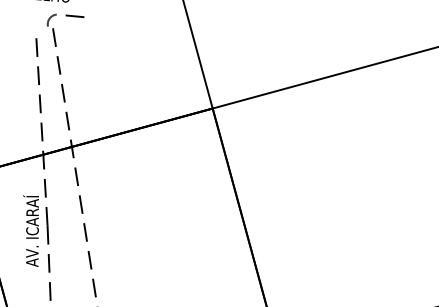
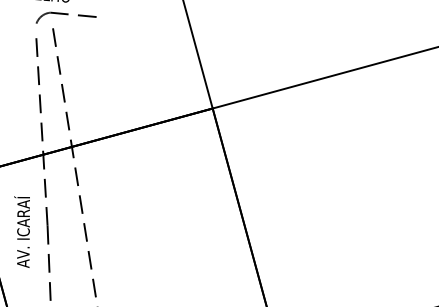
part size: 39x14 px -> 62x13 px (65, 17)
text position: (30, 230) -> (21, 231) (21, 231)
